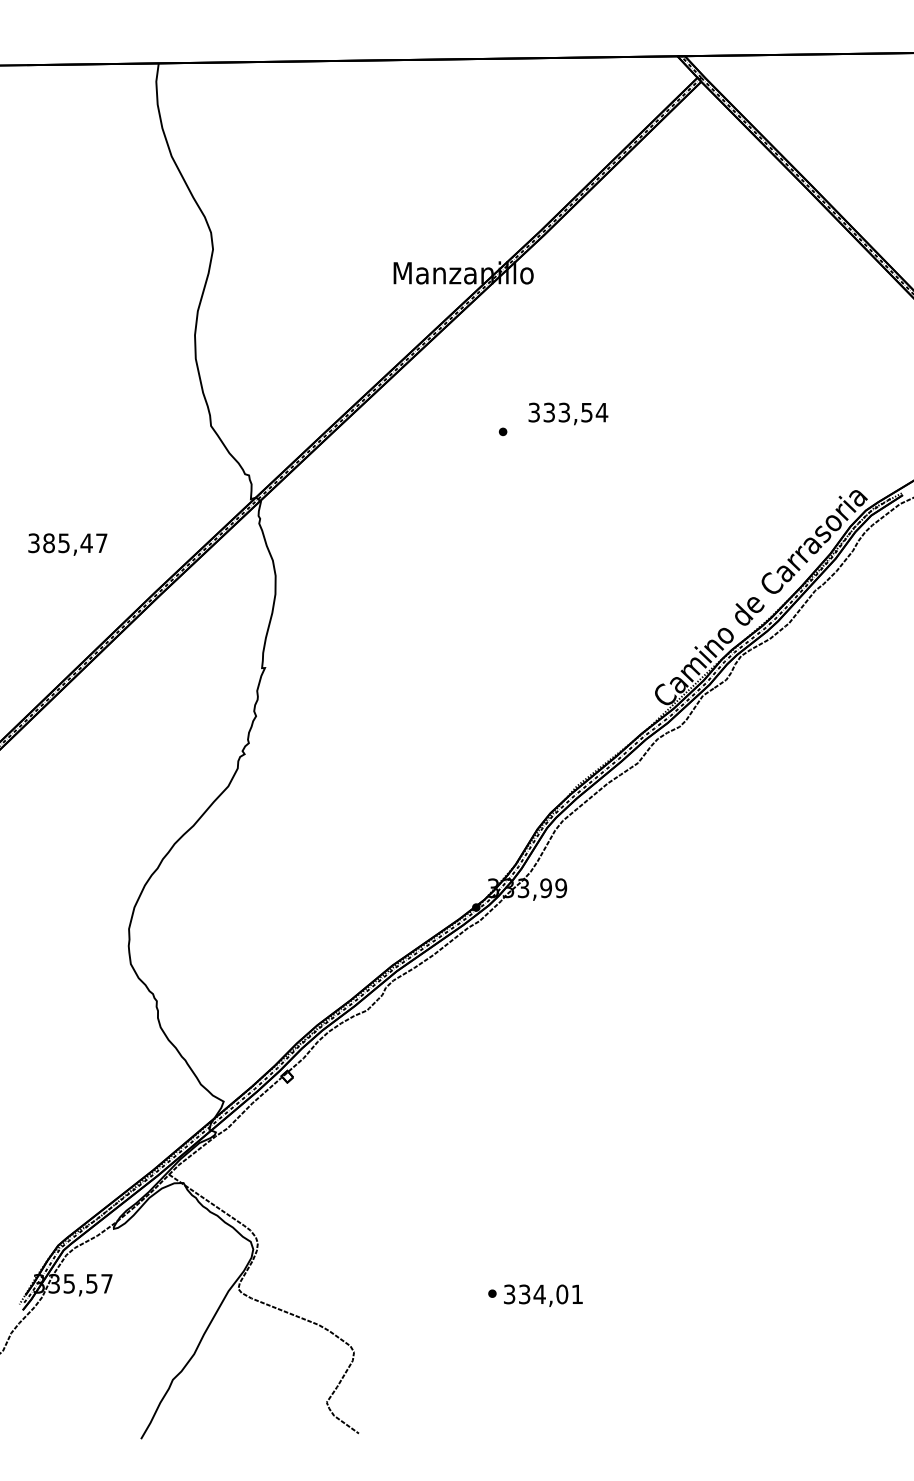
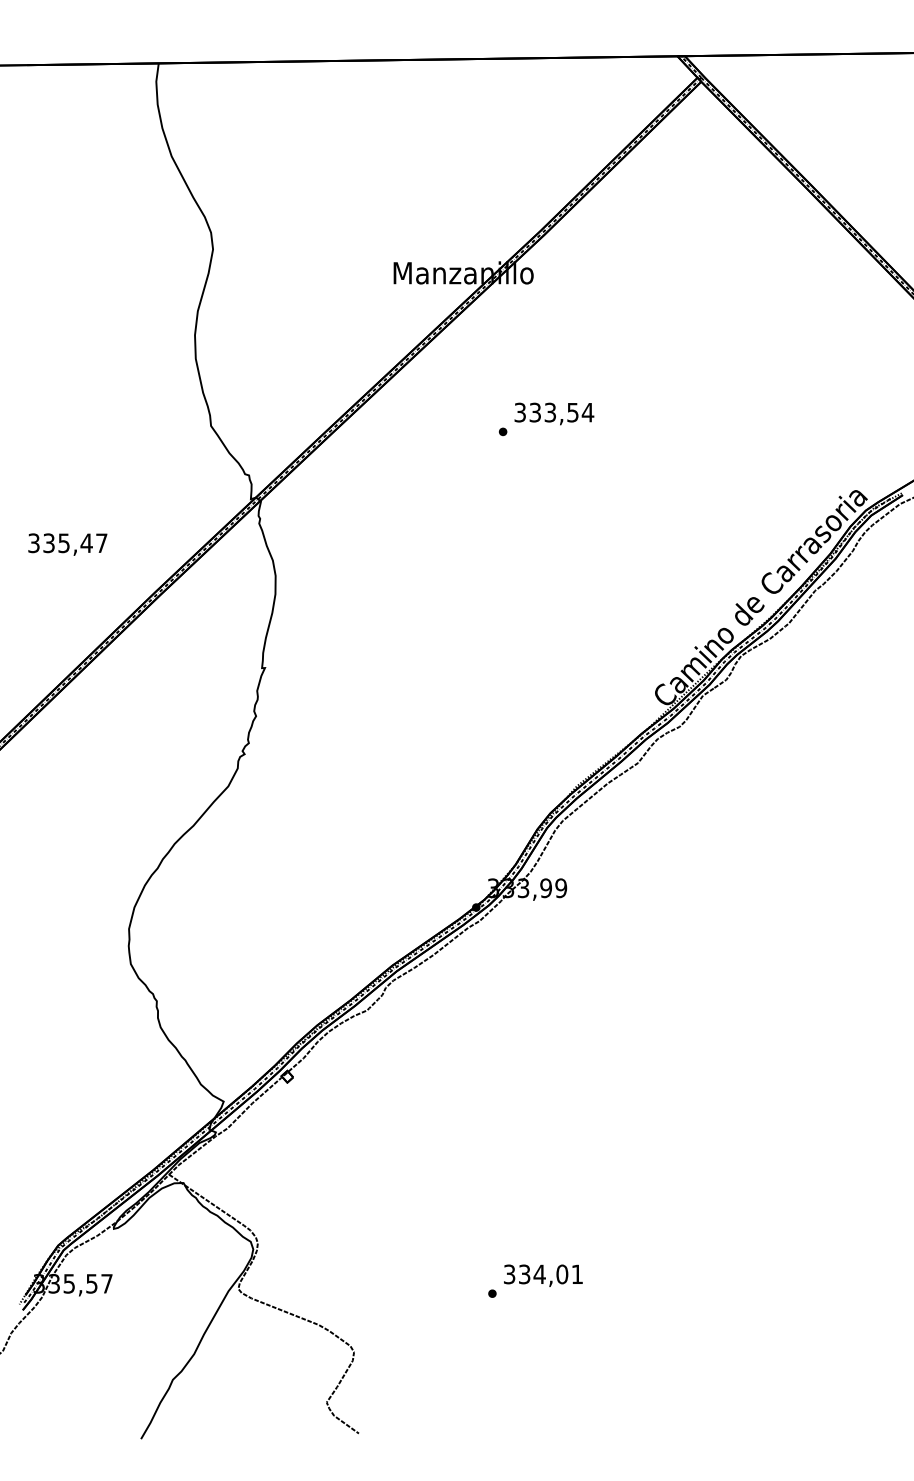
text position: (568, 413) -> (554, 413) (554, 413)
text: 385,47 -> 335,47 (48, 543)
text position: (543, 1295) -> (543, 1275) (543, 1275)
